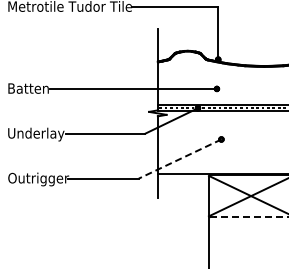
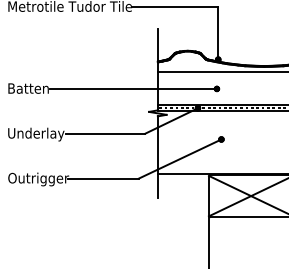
line: none -> present (221, 71)
line: dashed -> solid (180, 159)
line: dashed -> solid (250, 217)
